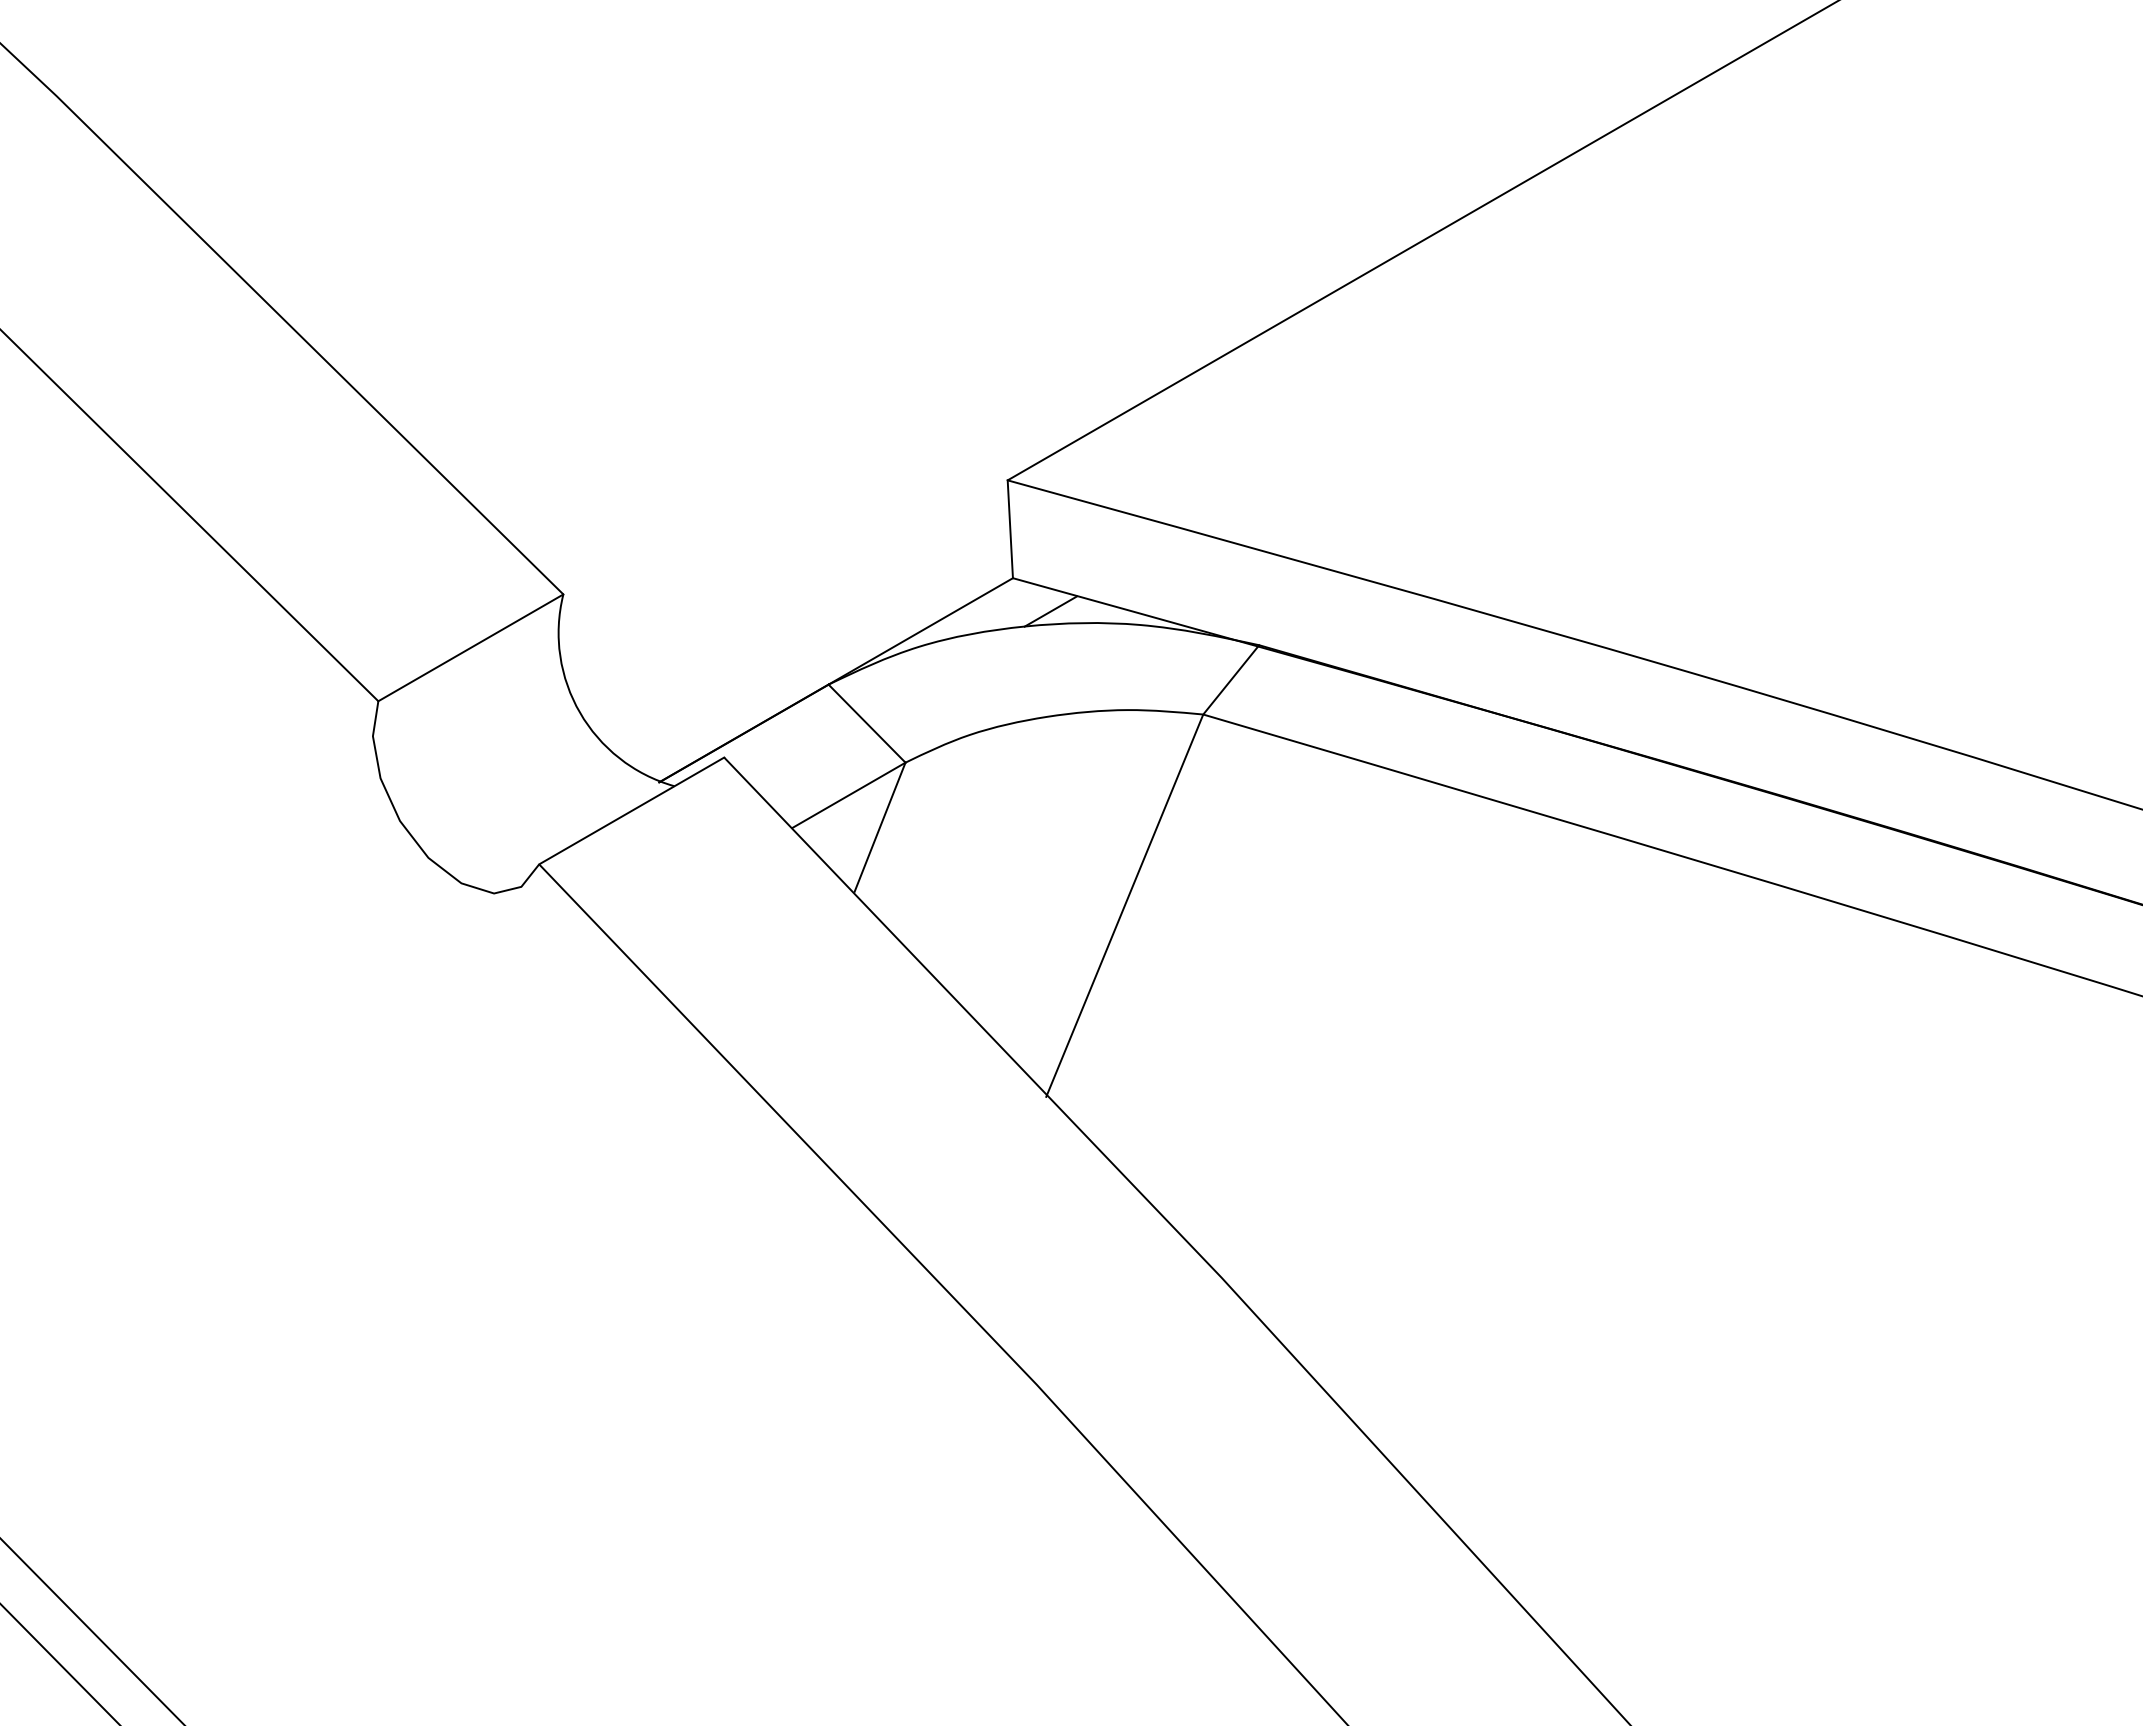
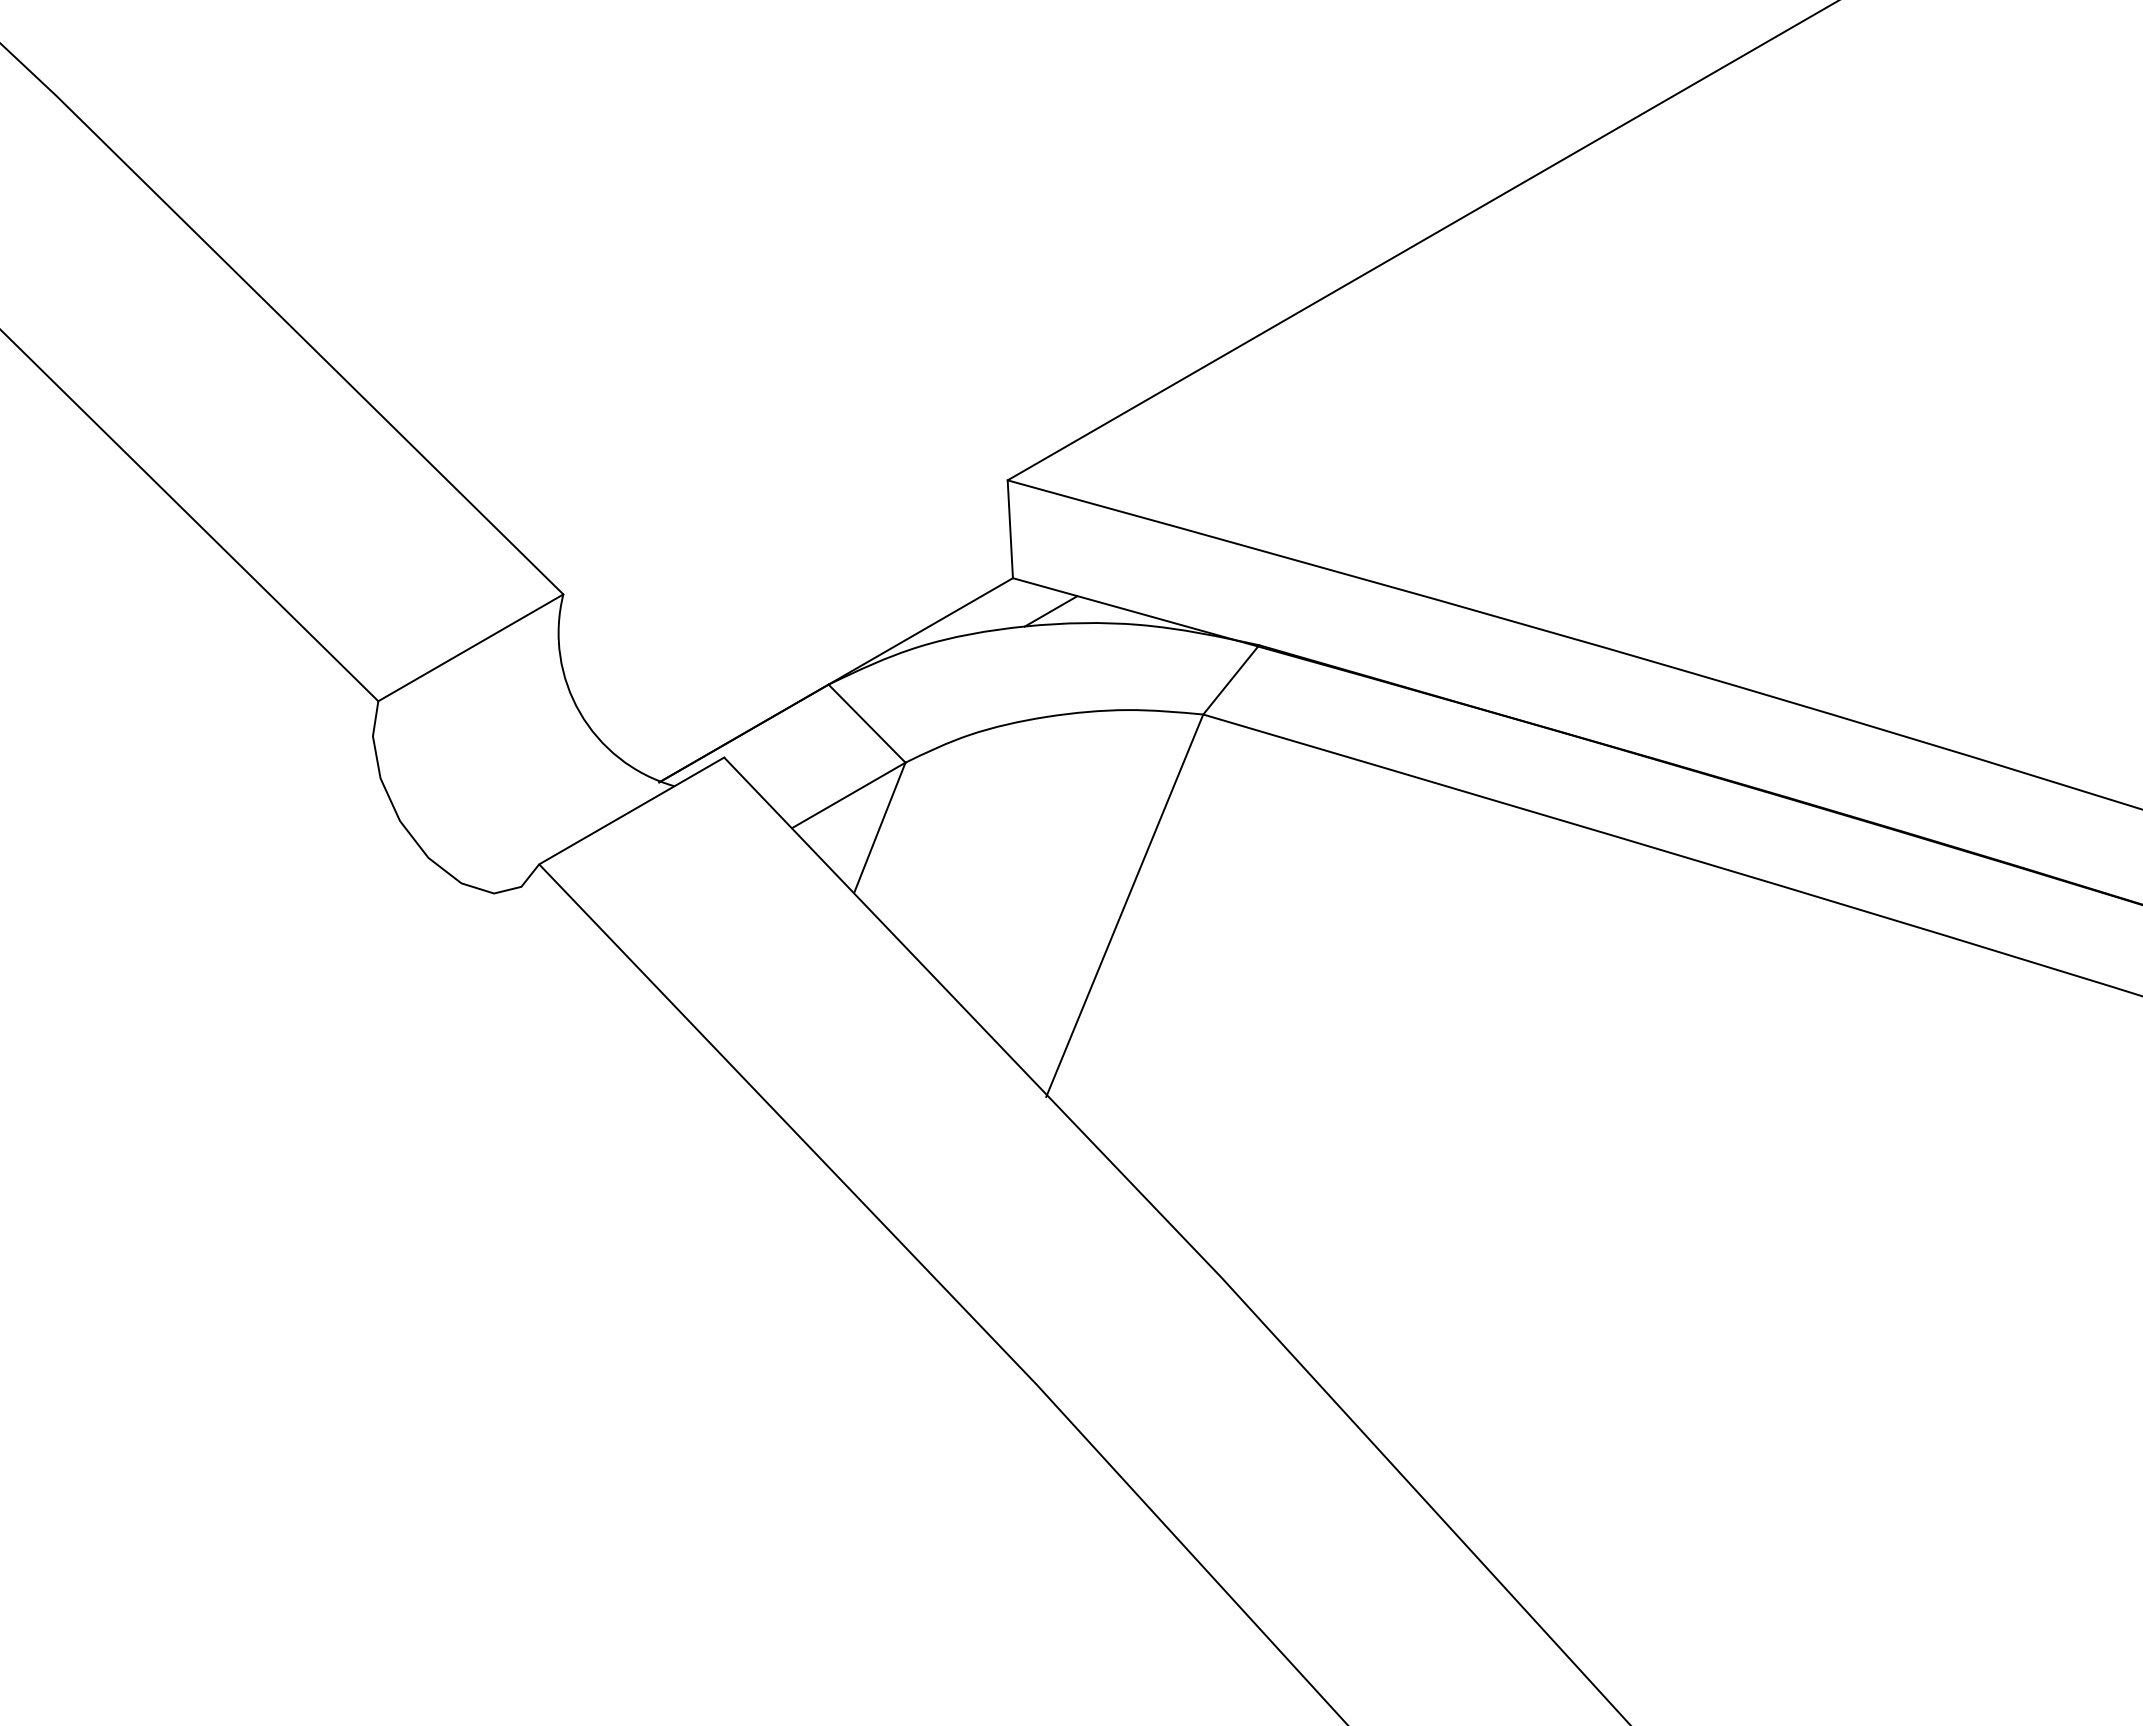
line: present -> none (92, 1631)
line: present -> none (59, 1663)
